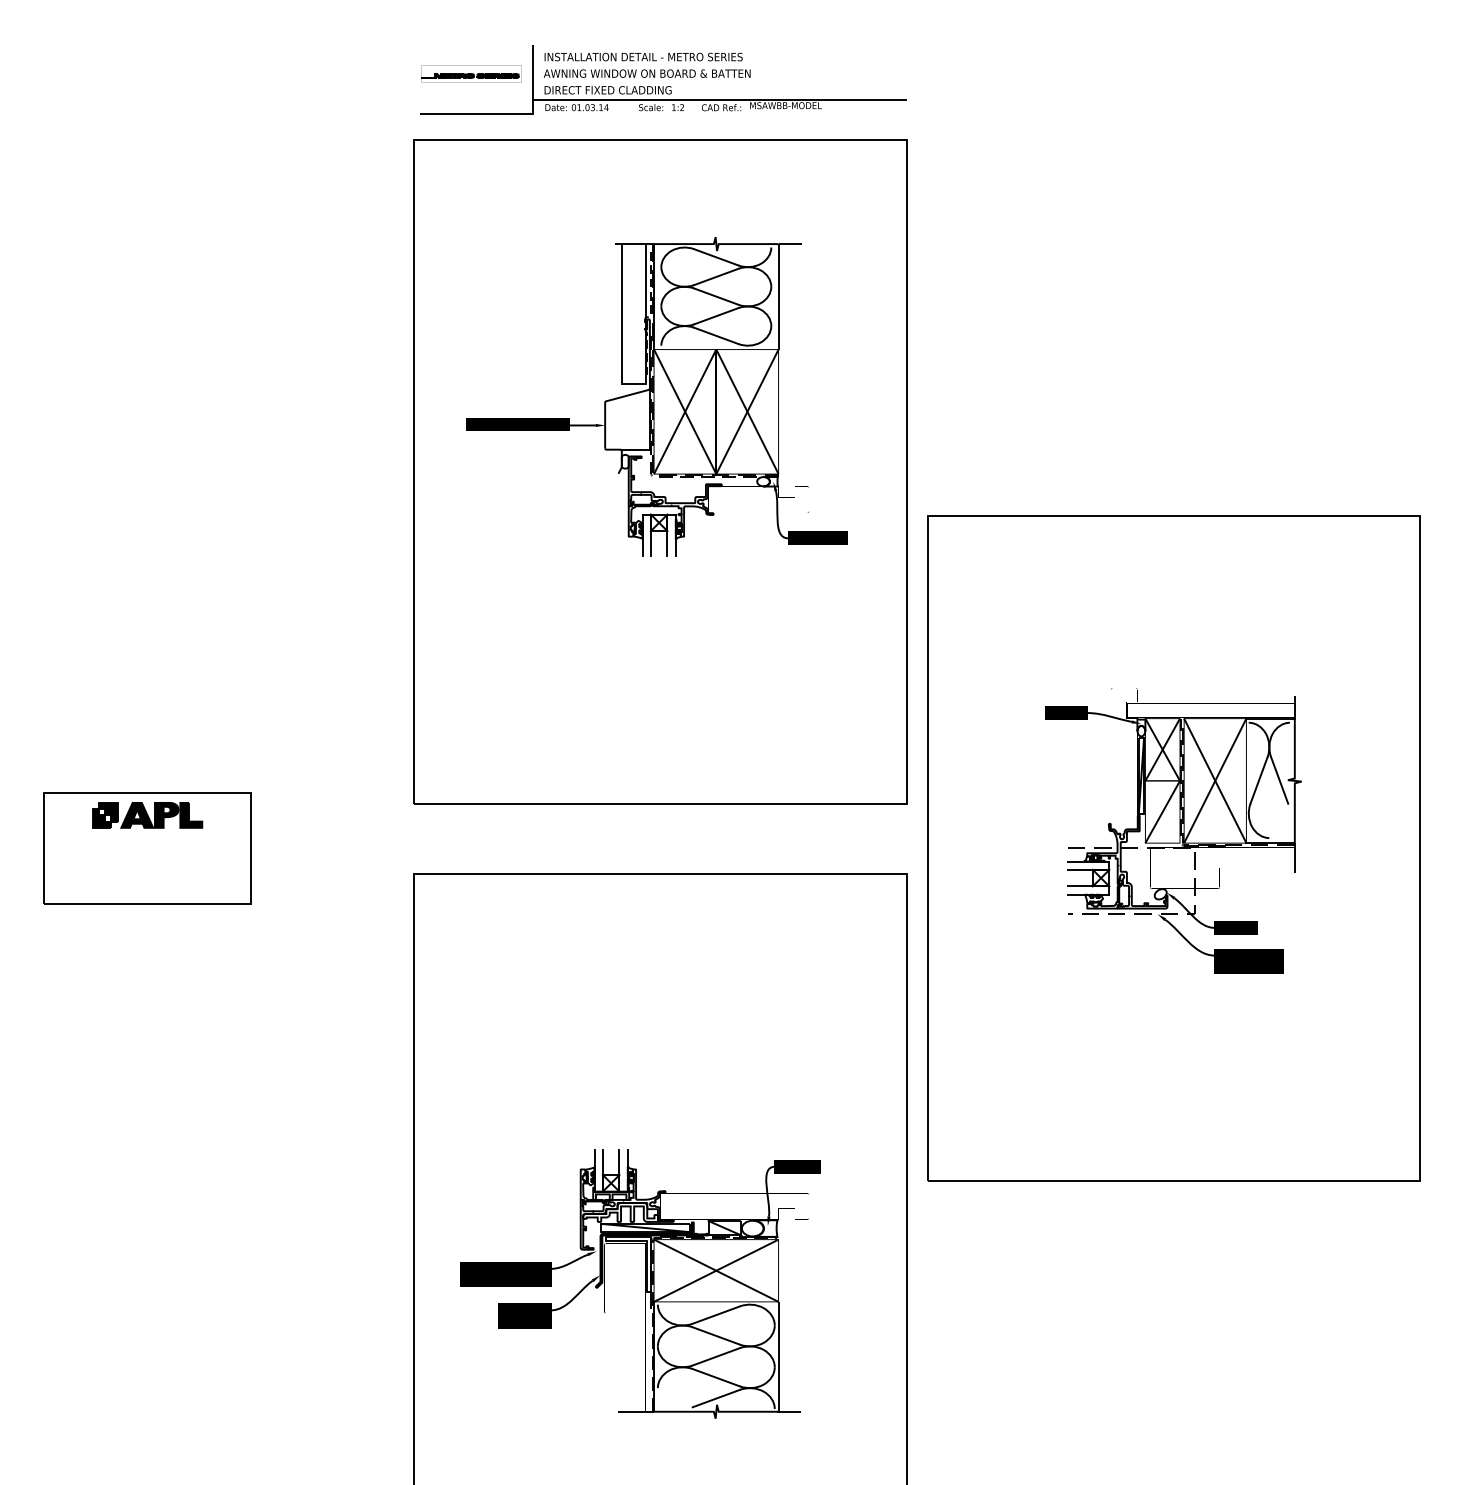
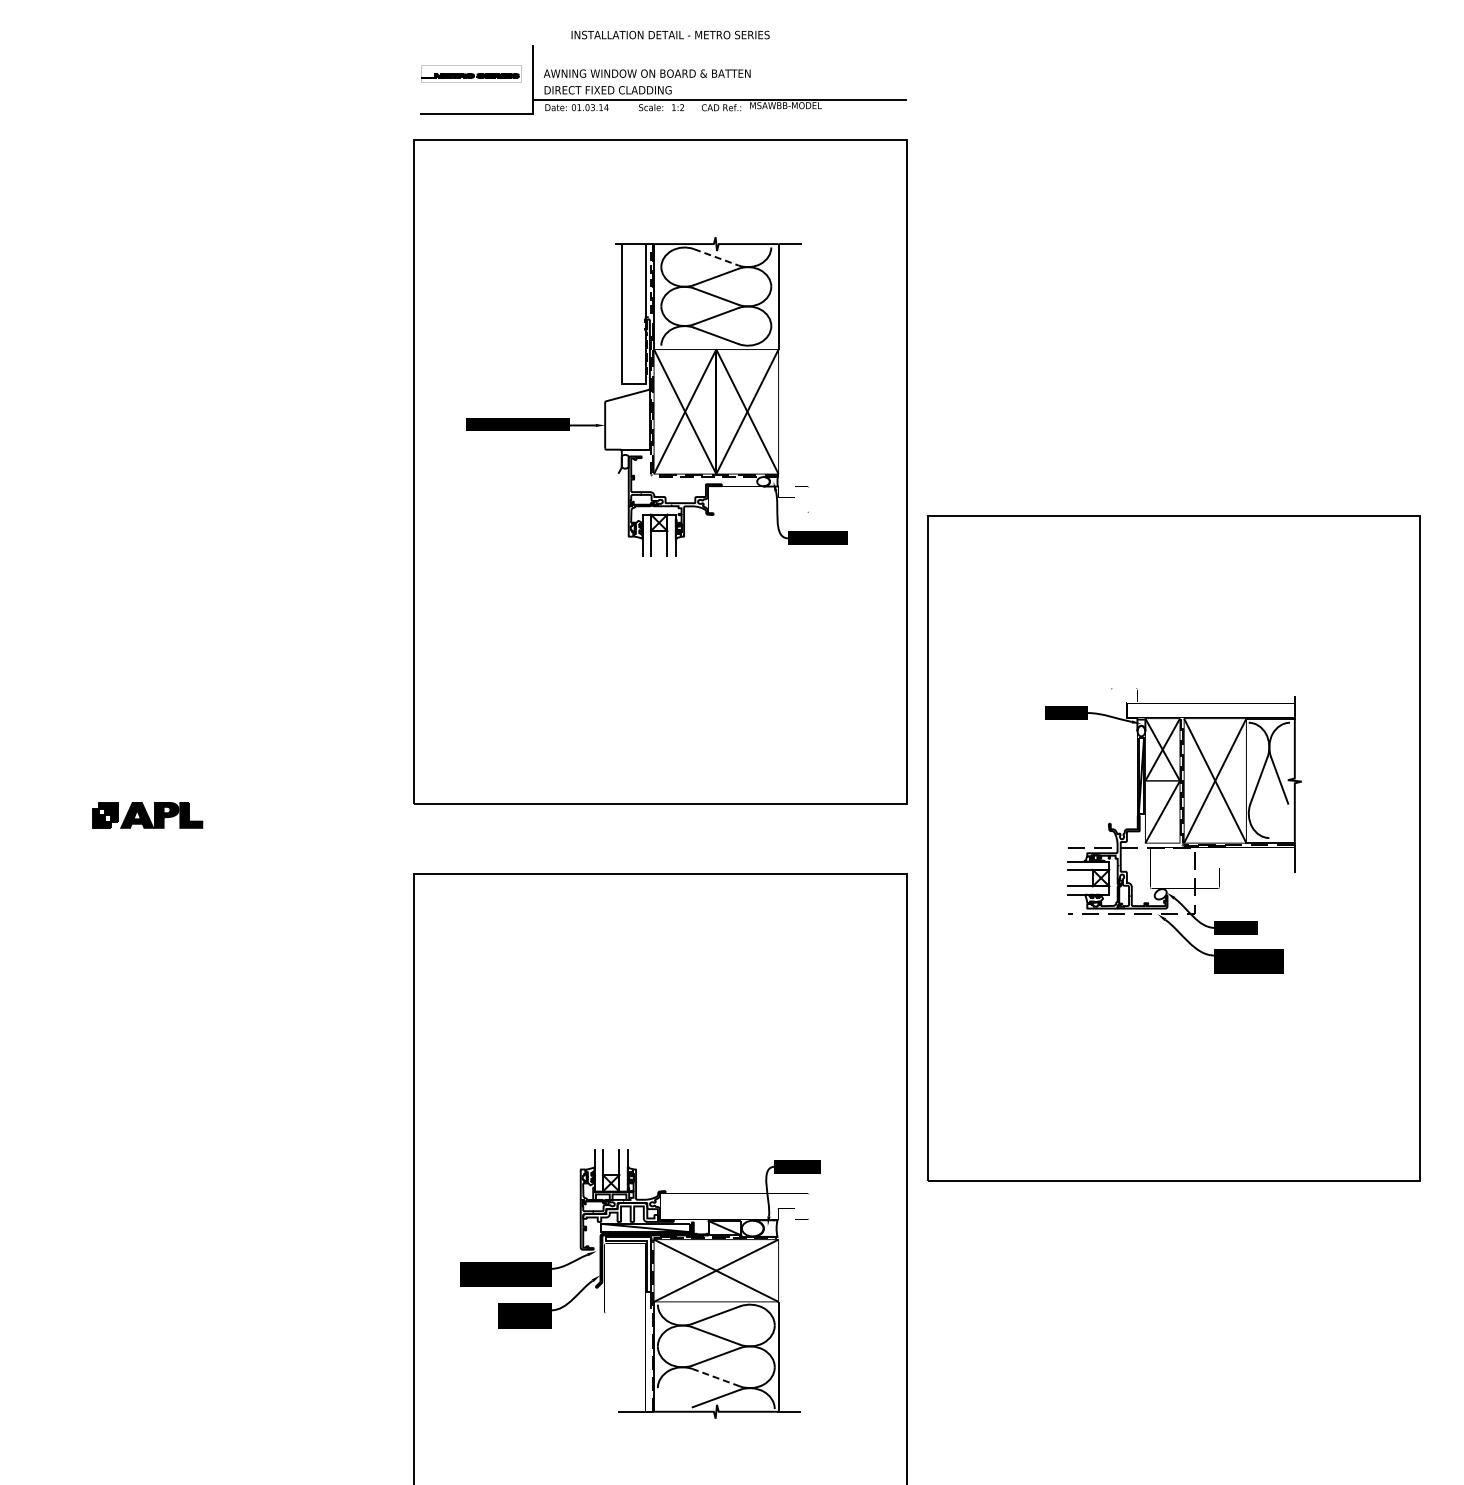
text position: (643, 56) -> (670, 34) (670, 34)
line: solid -> dashed (716, 257)
part: present -> none (147, 848)
line: solid -> dashed (715, 1377)
